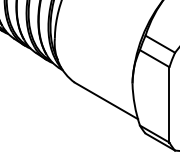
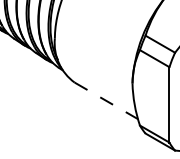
line: solid -> dashed (106, 100)
